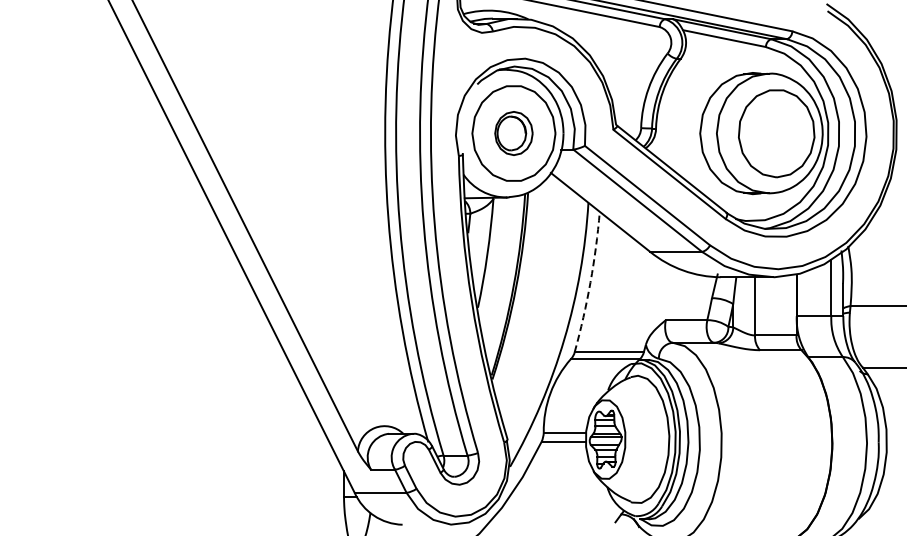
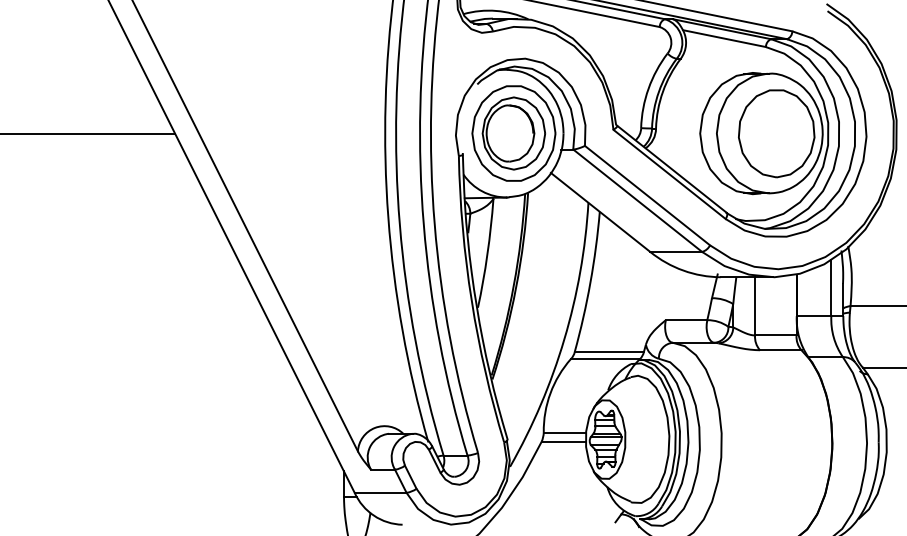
line: none -> present (88, 133)
part size: 40x45 px -> 66x75 px (513, 133)
arc: dashed -> solid (590, 282)
